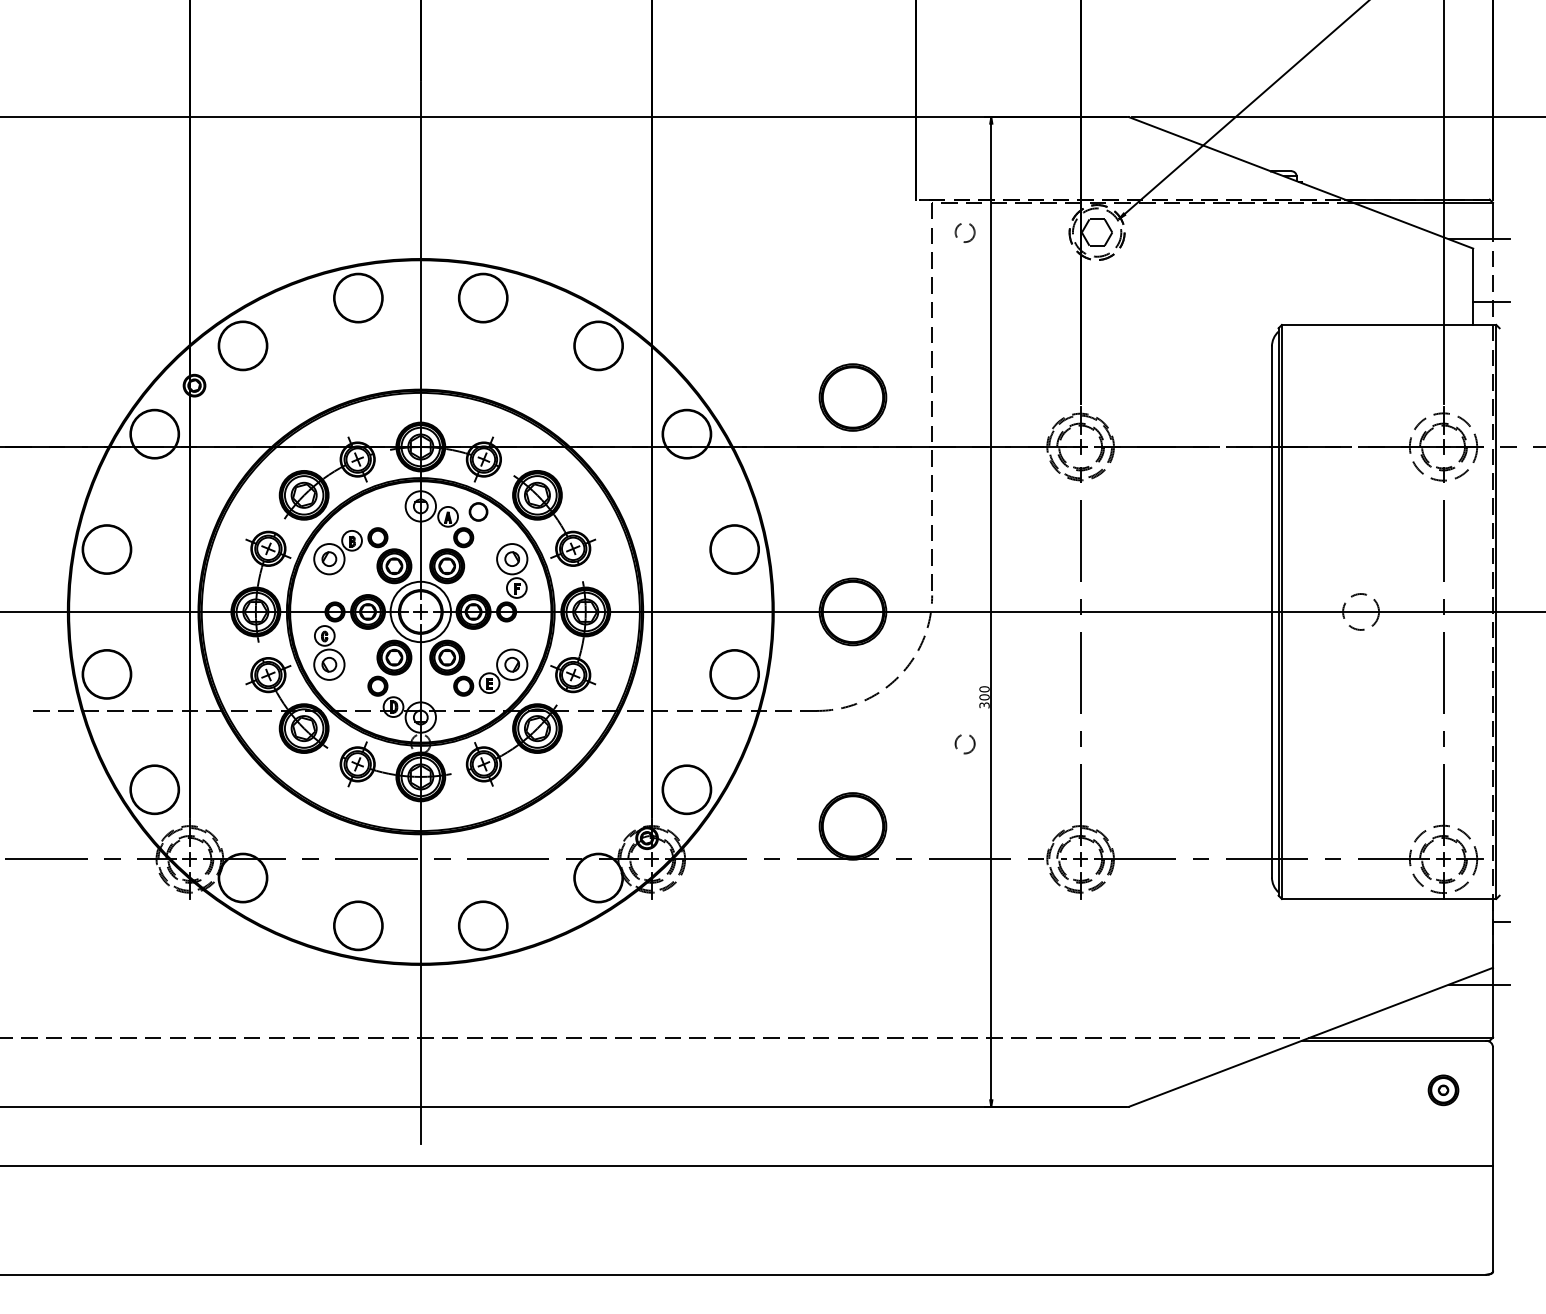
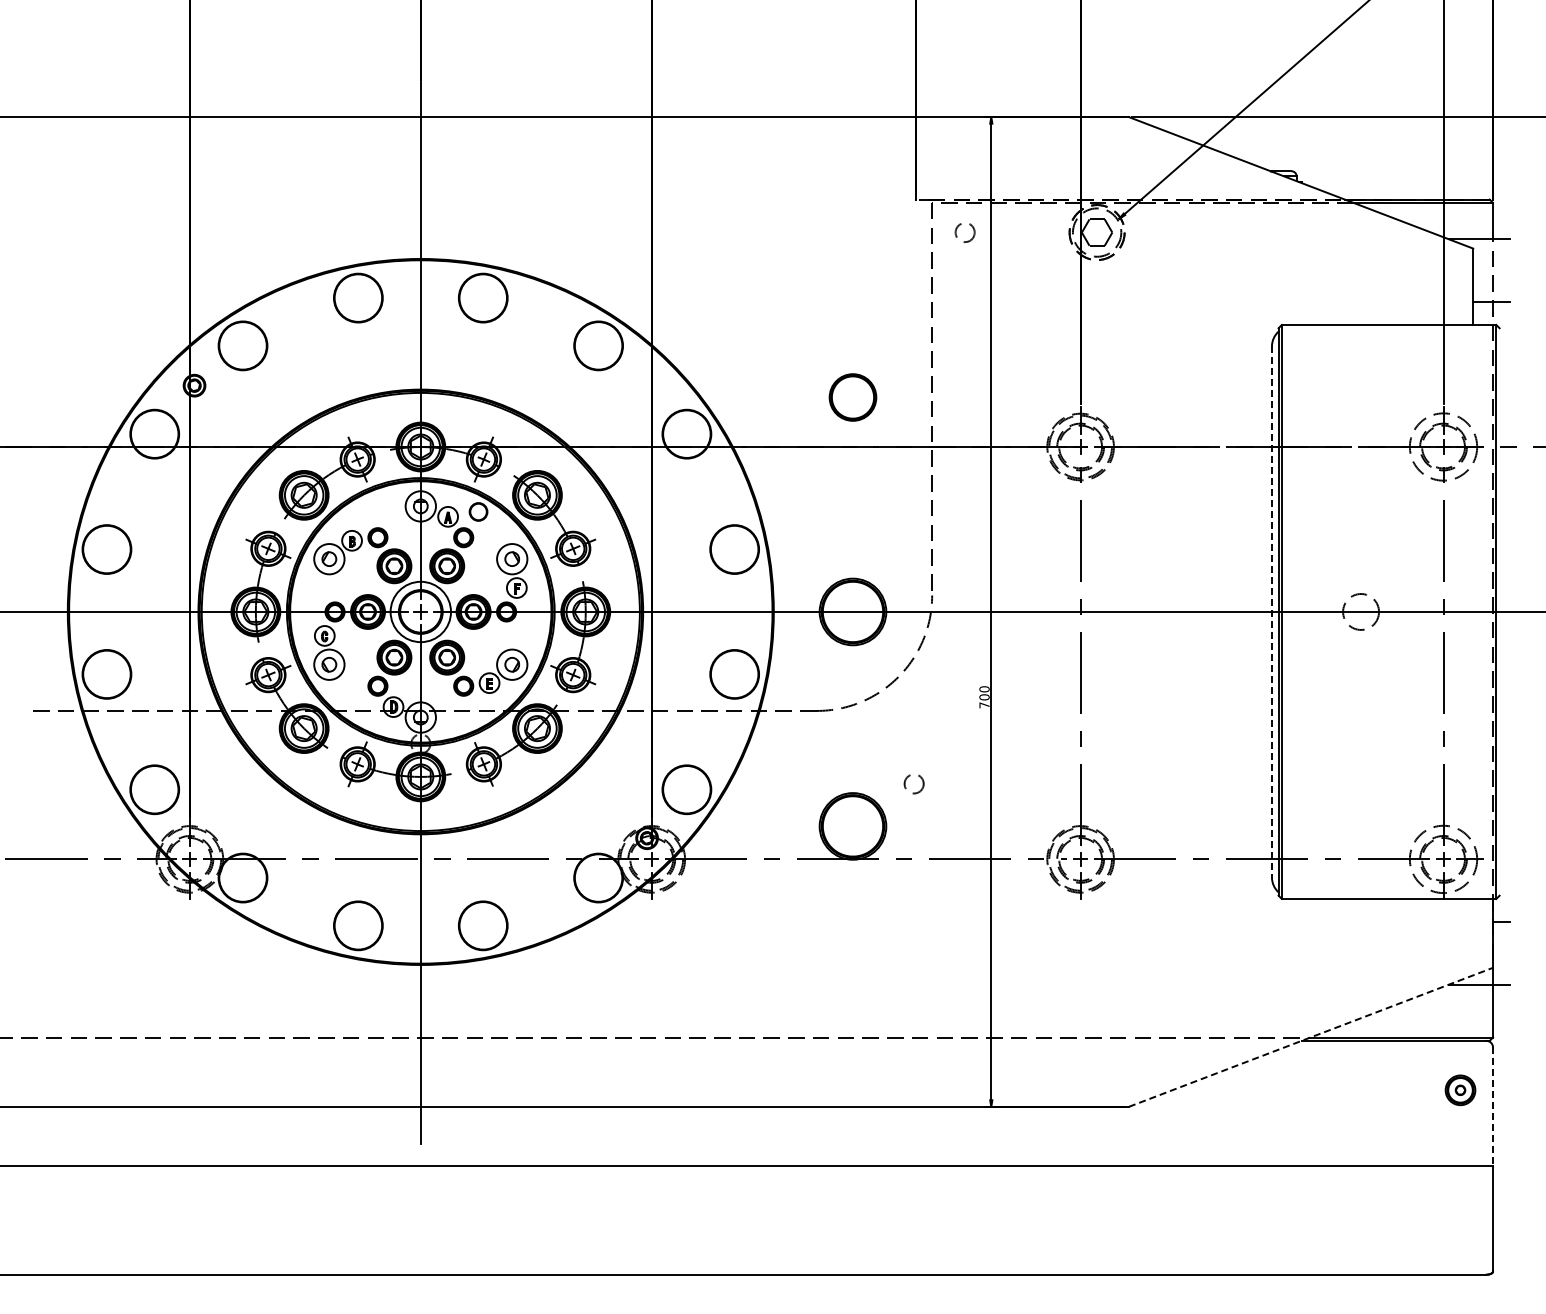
part size: 70x69 px -> 50x49 px (852, 397)
line: solid -> dashed (1271, 611)
text: 300 -> 700 (984, 705)
circle position: (964, 744) -> (913, 784) (913, 784)
line: solid -> dashed (1310, 1037)
part position: (1443, 1090) -> (1460, 1090) (1460, 1090)
line: solid -> dashed (1493, 1107)
